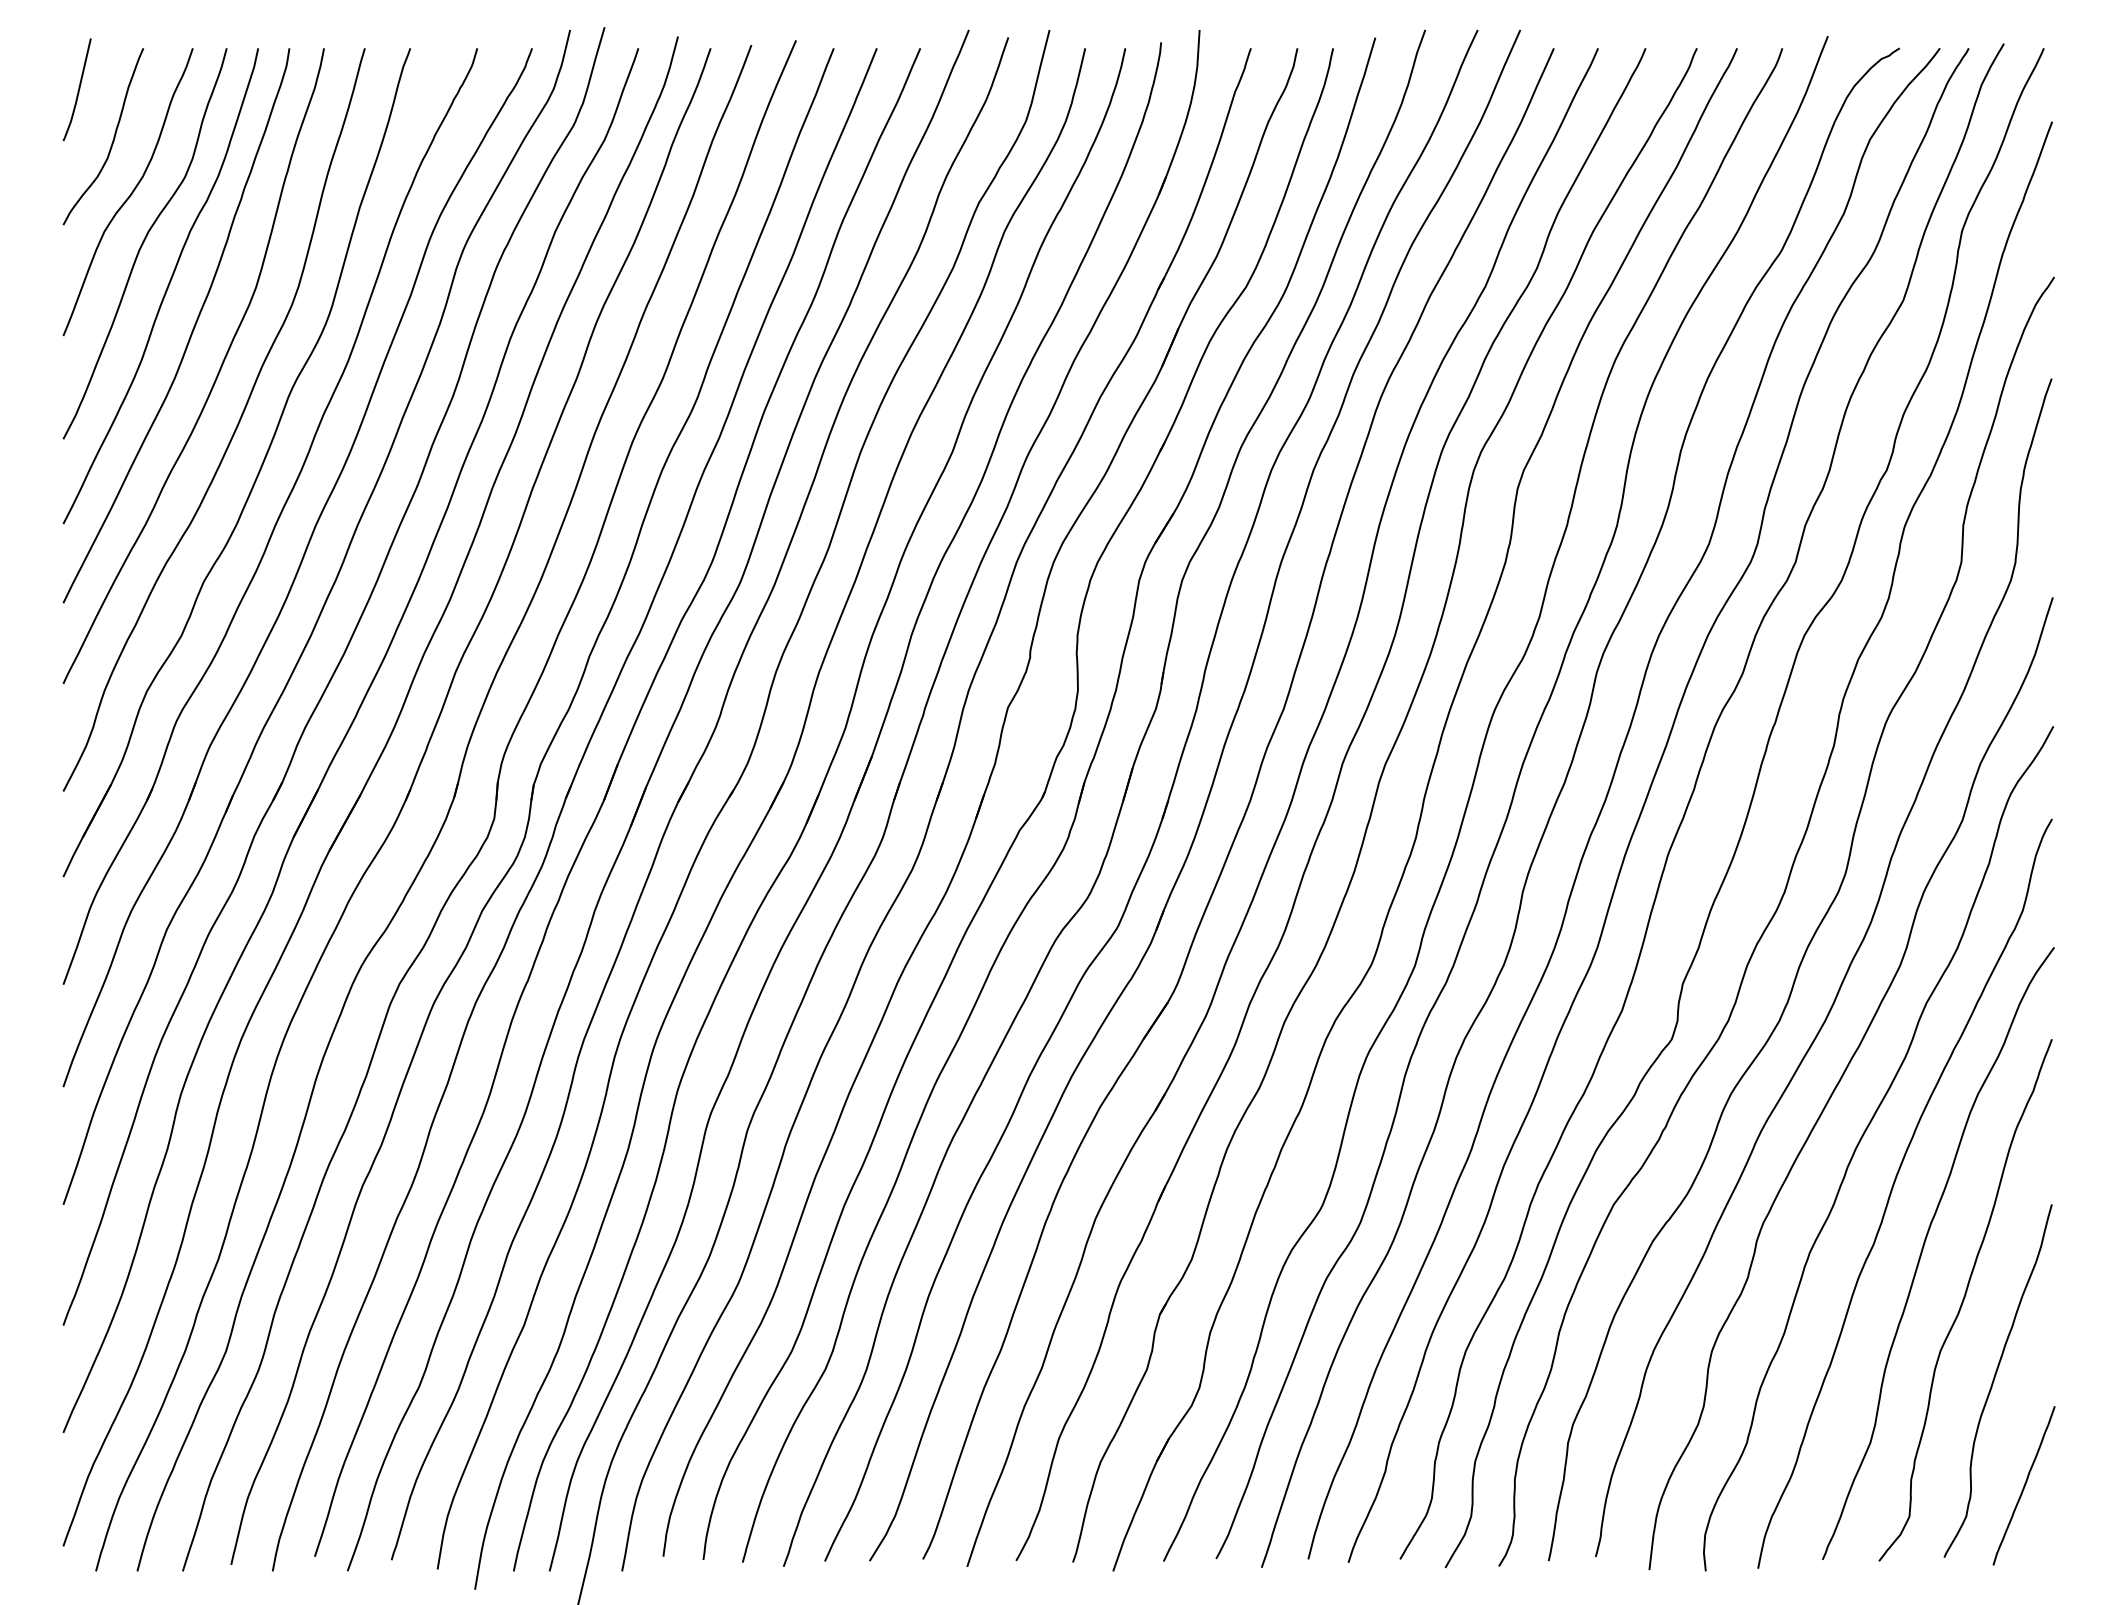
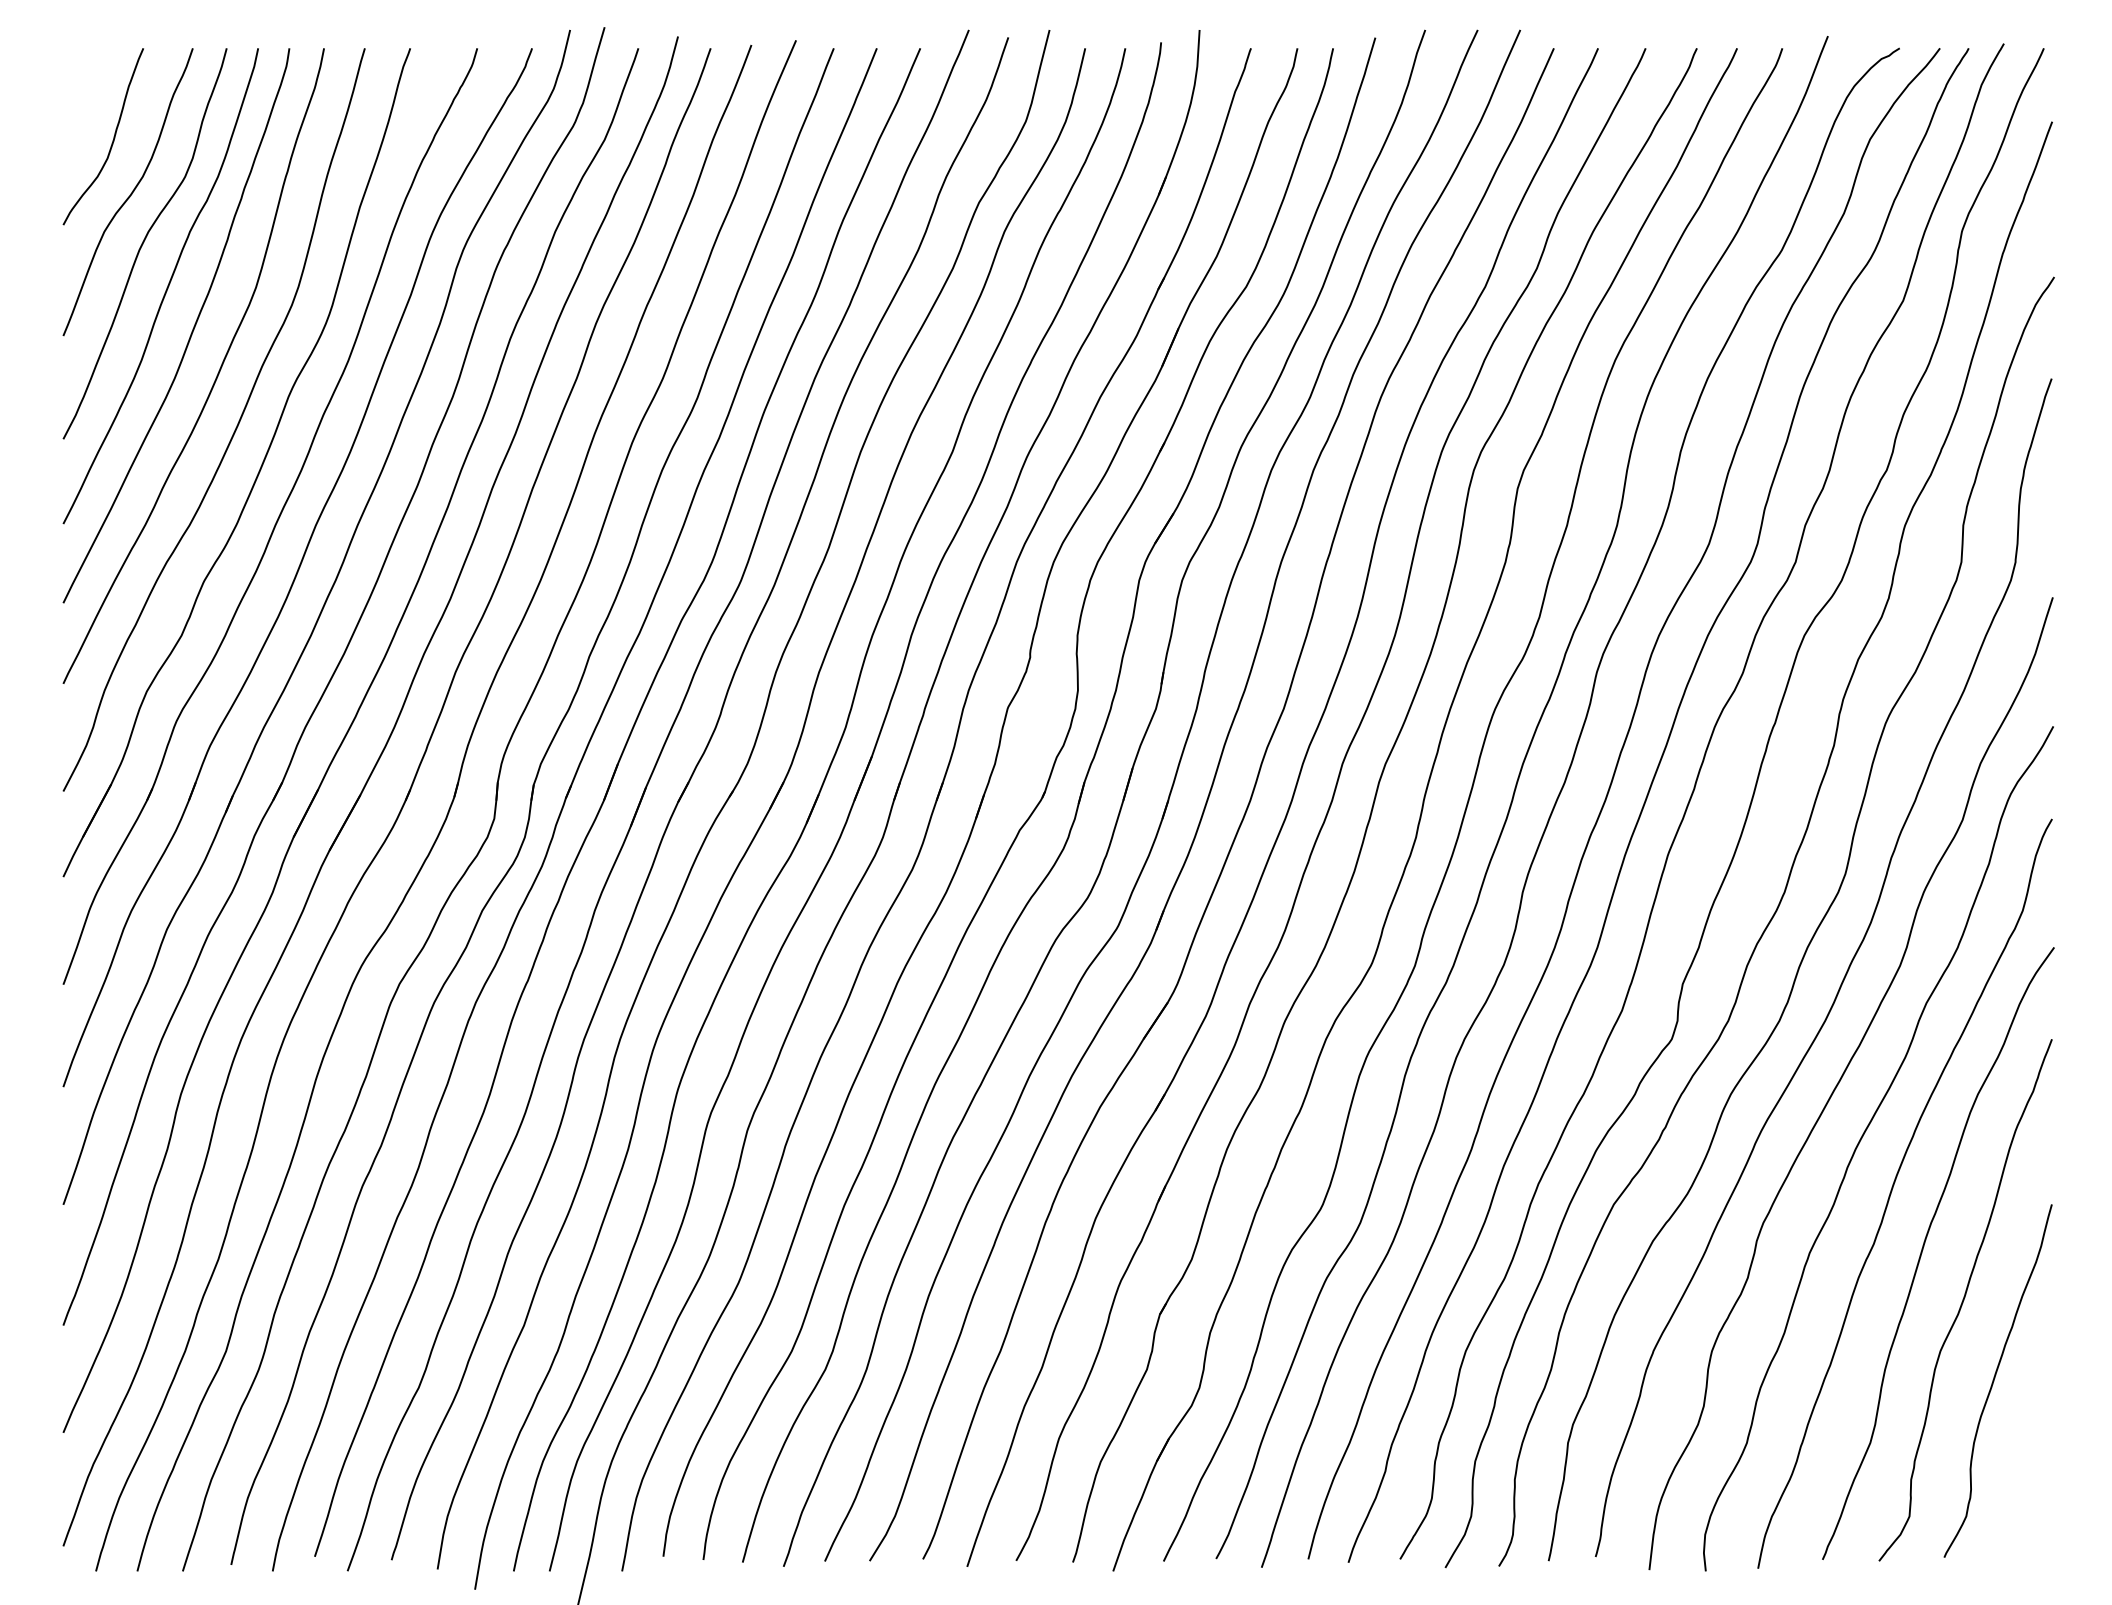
line: present -> none (78, 89)
curve: present -> none (2023, 1485)
